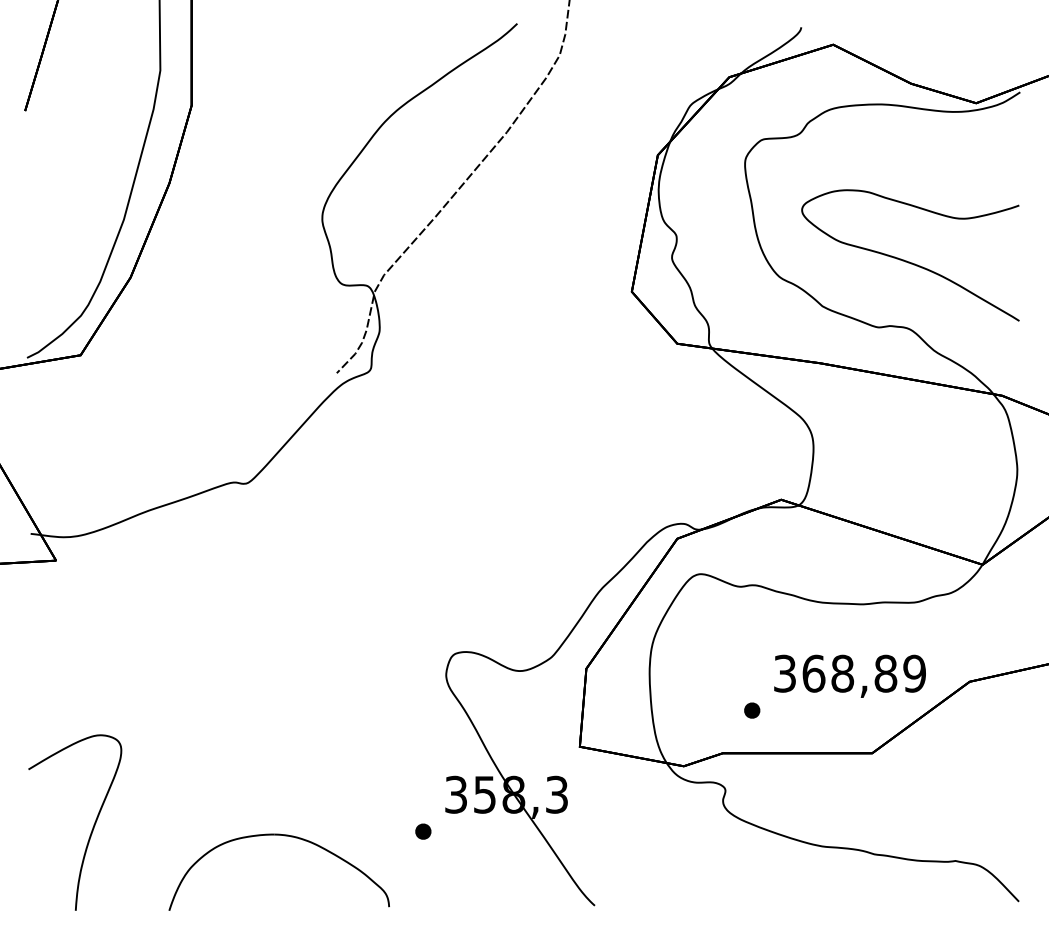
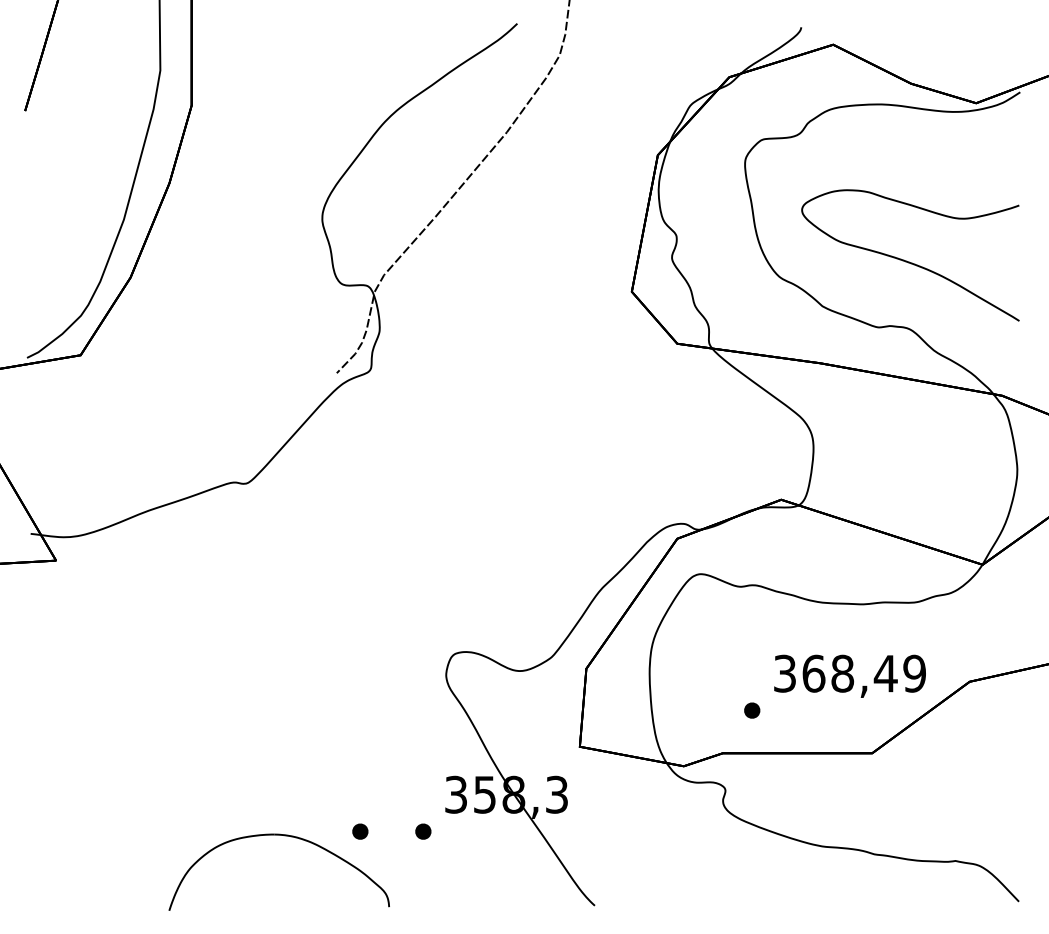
text: 368,89 -> 368,49 (885, 673)
curve: present -> none (92, 827)
part: none -> present (360, 831)
